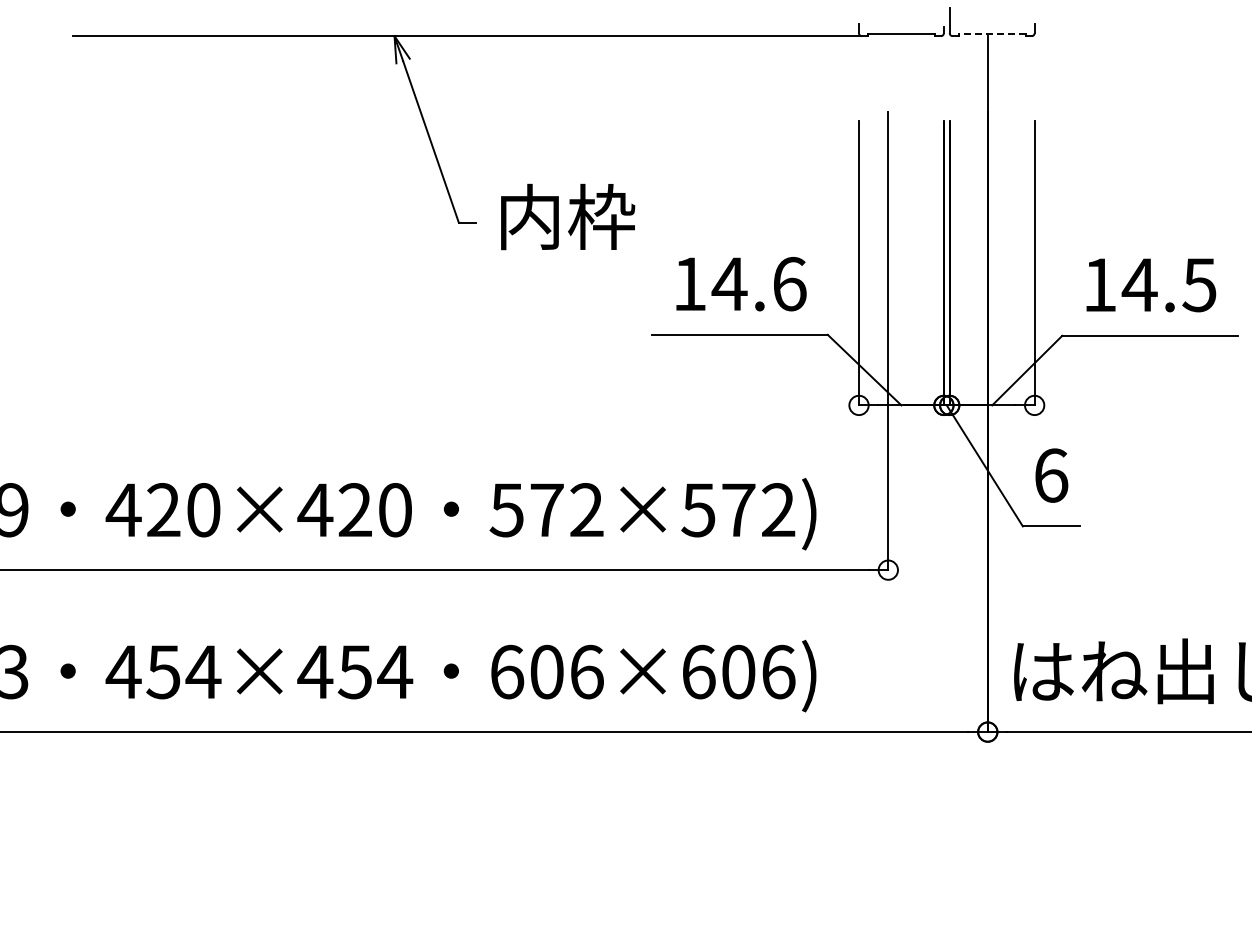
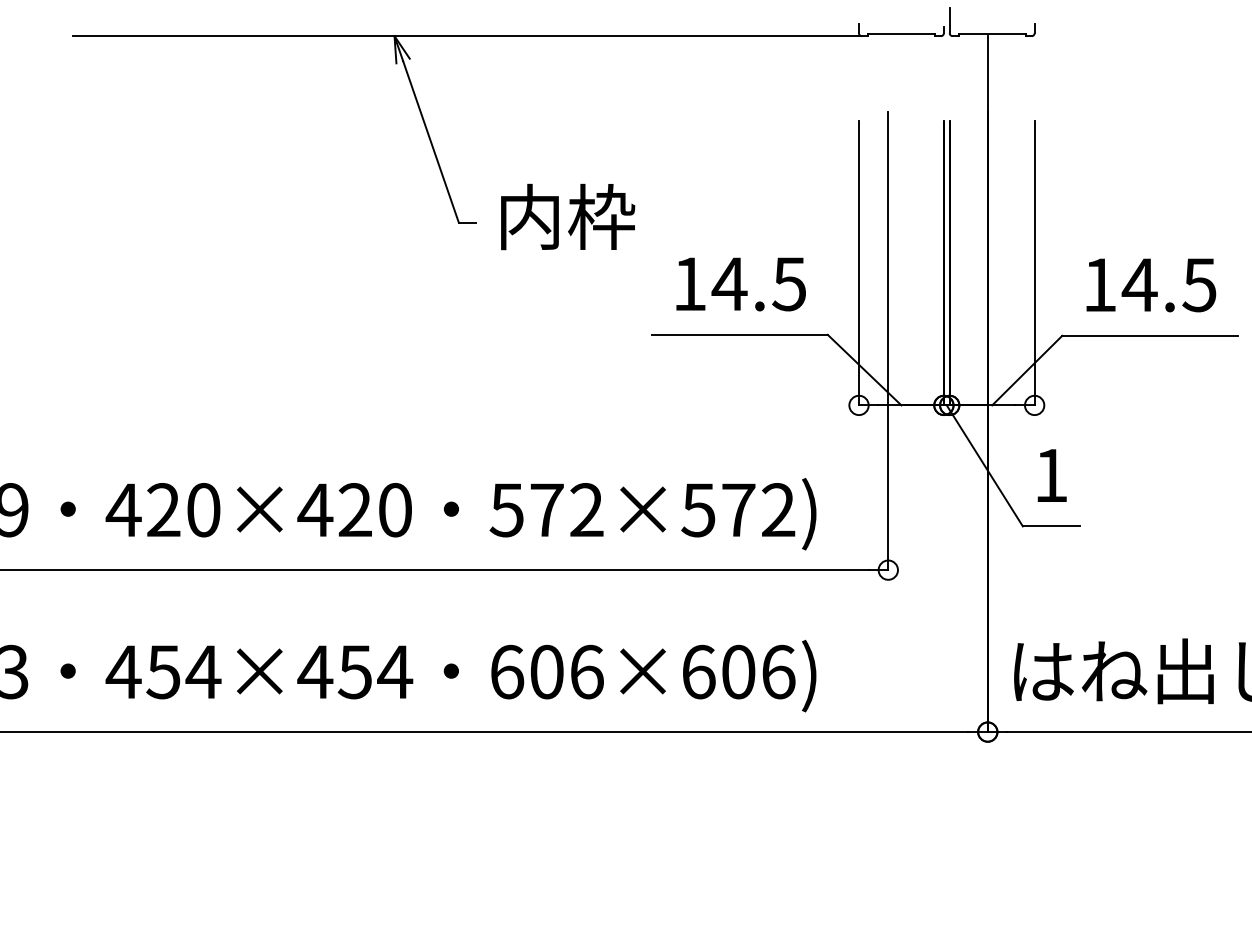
line: dashed -> solid (992, 34)
text: 14.6 -> 14.5 (789, 283)
text: 6 -> 1 (1051, 475)
